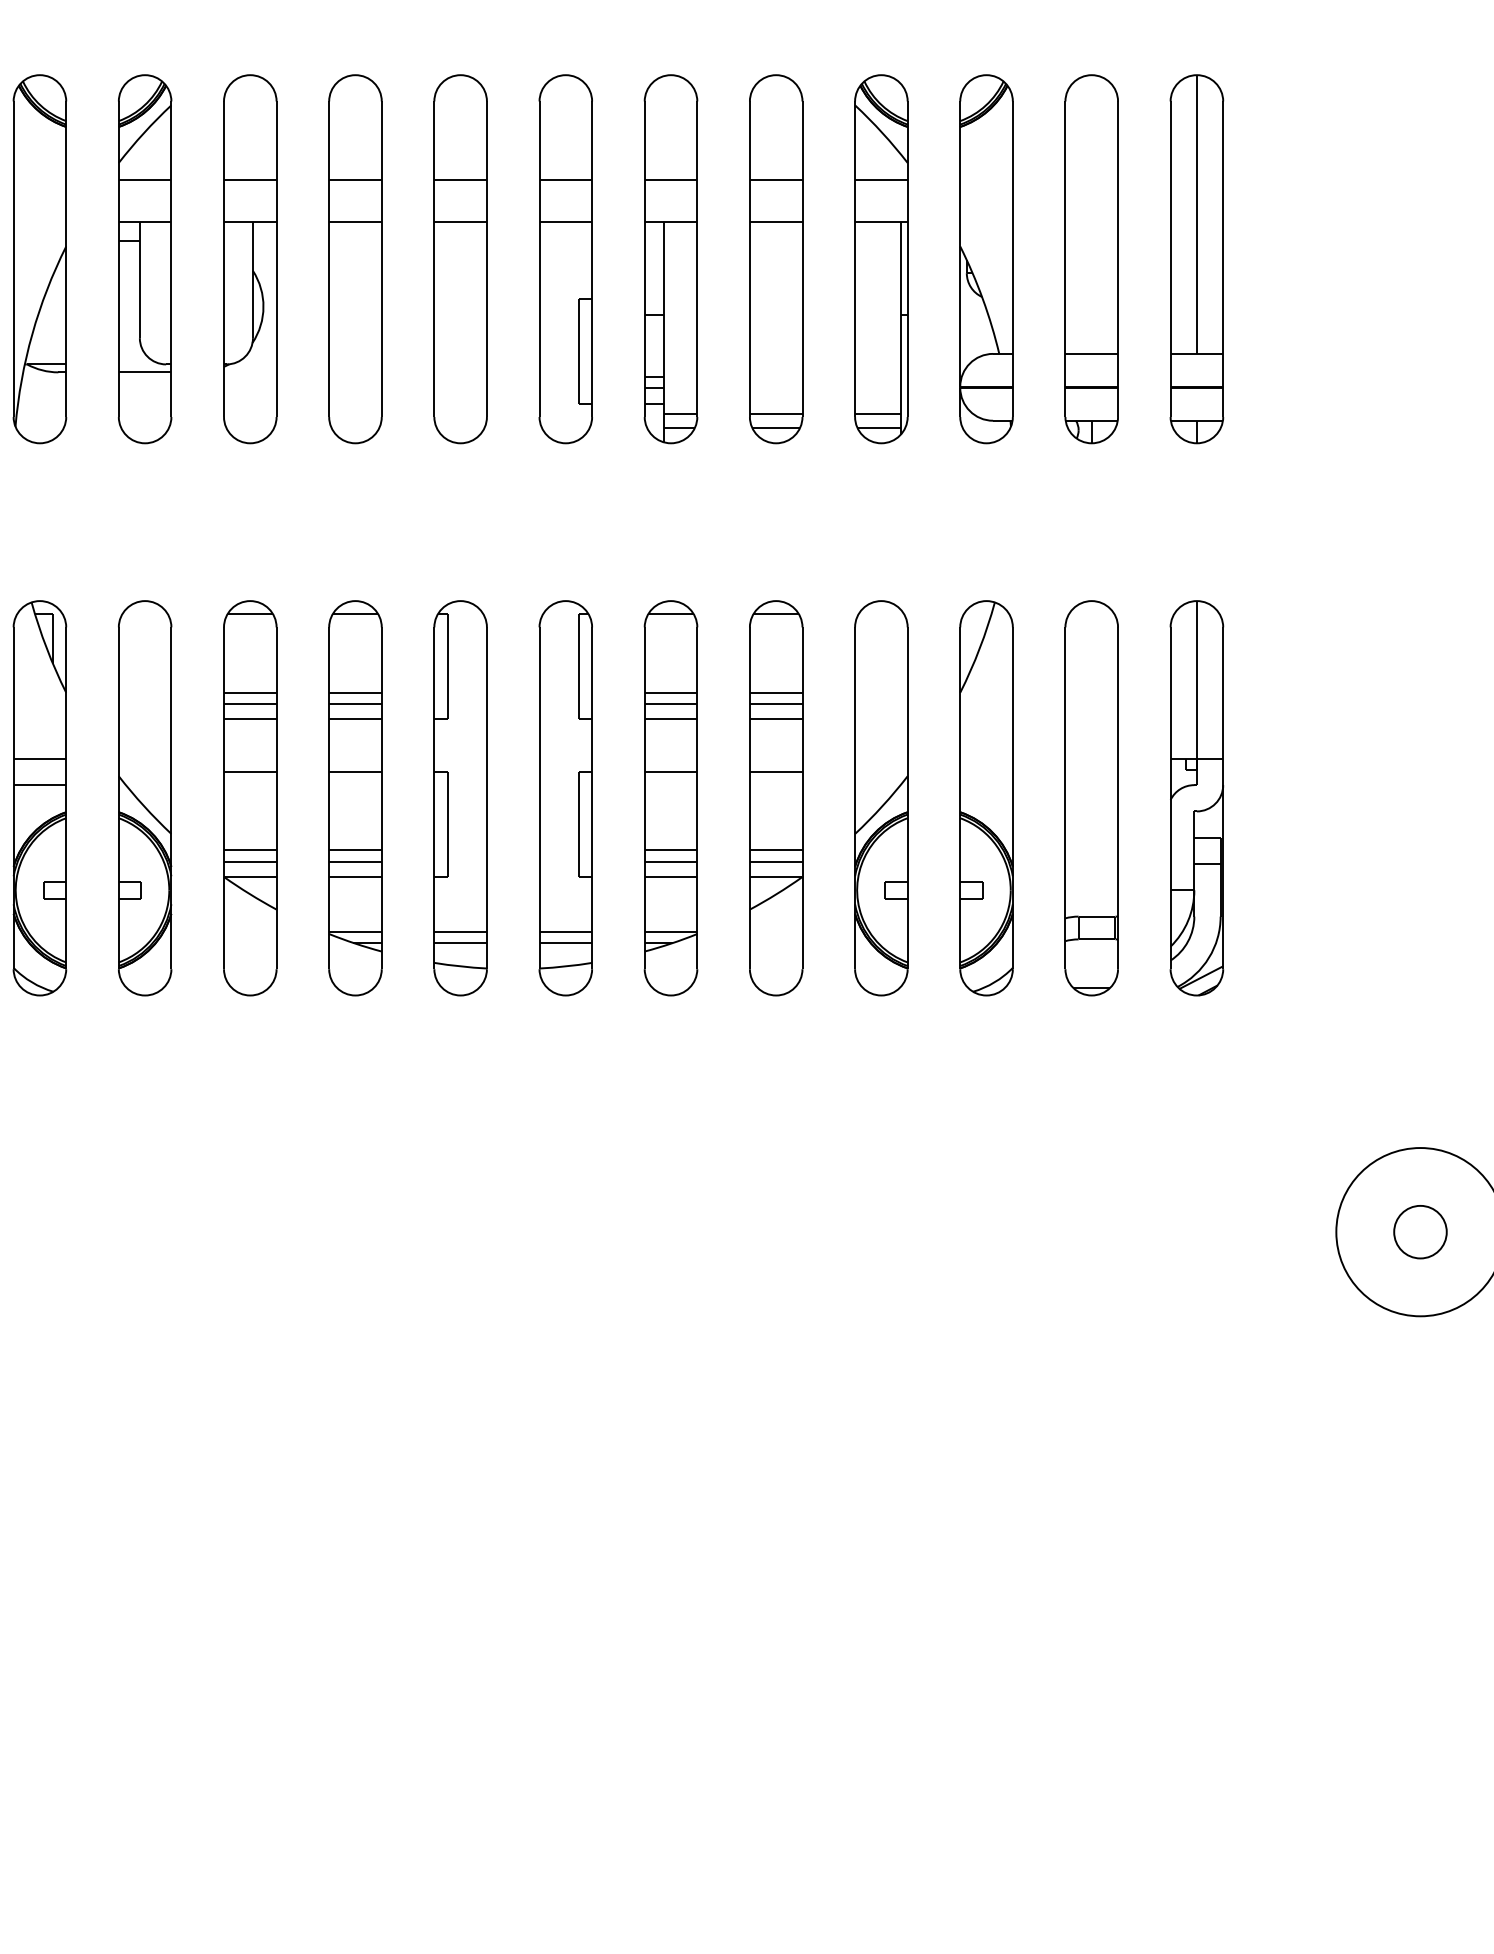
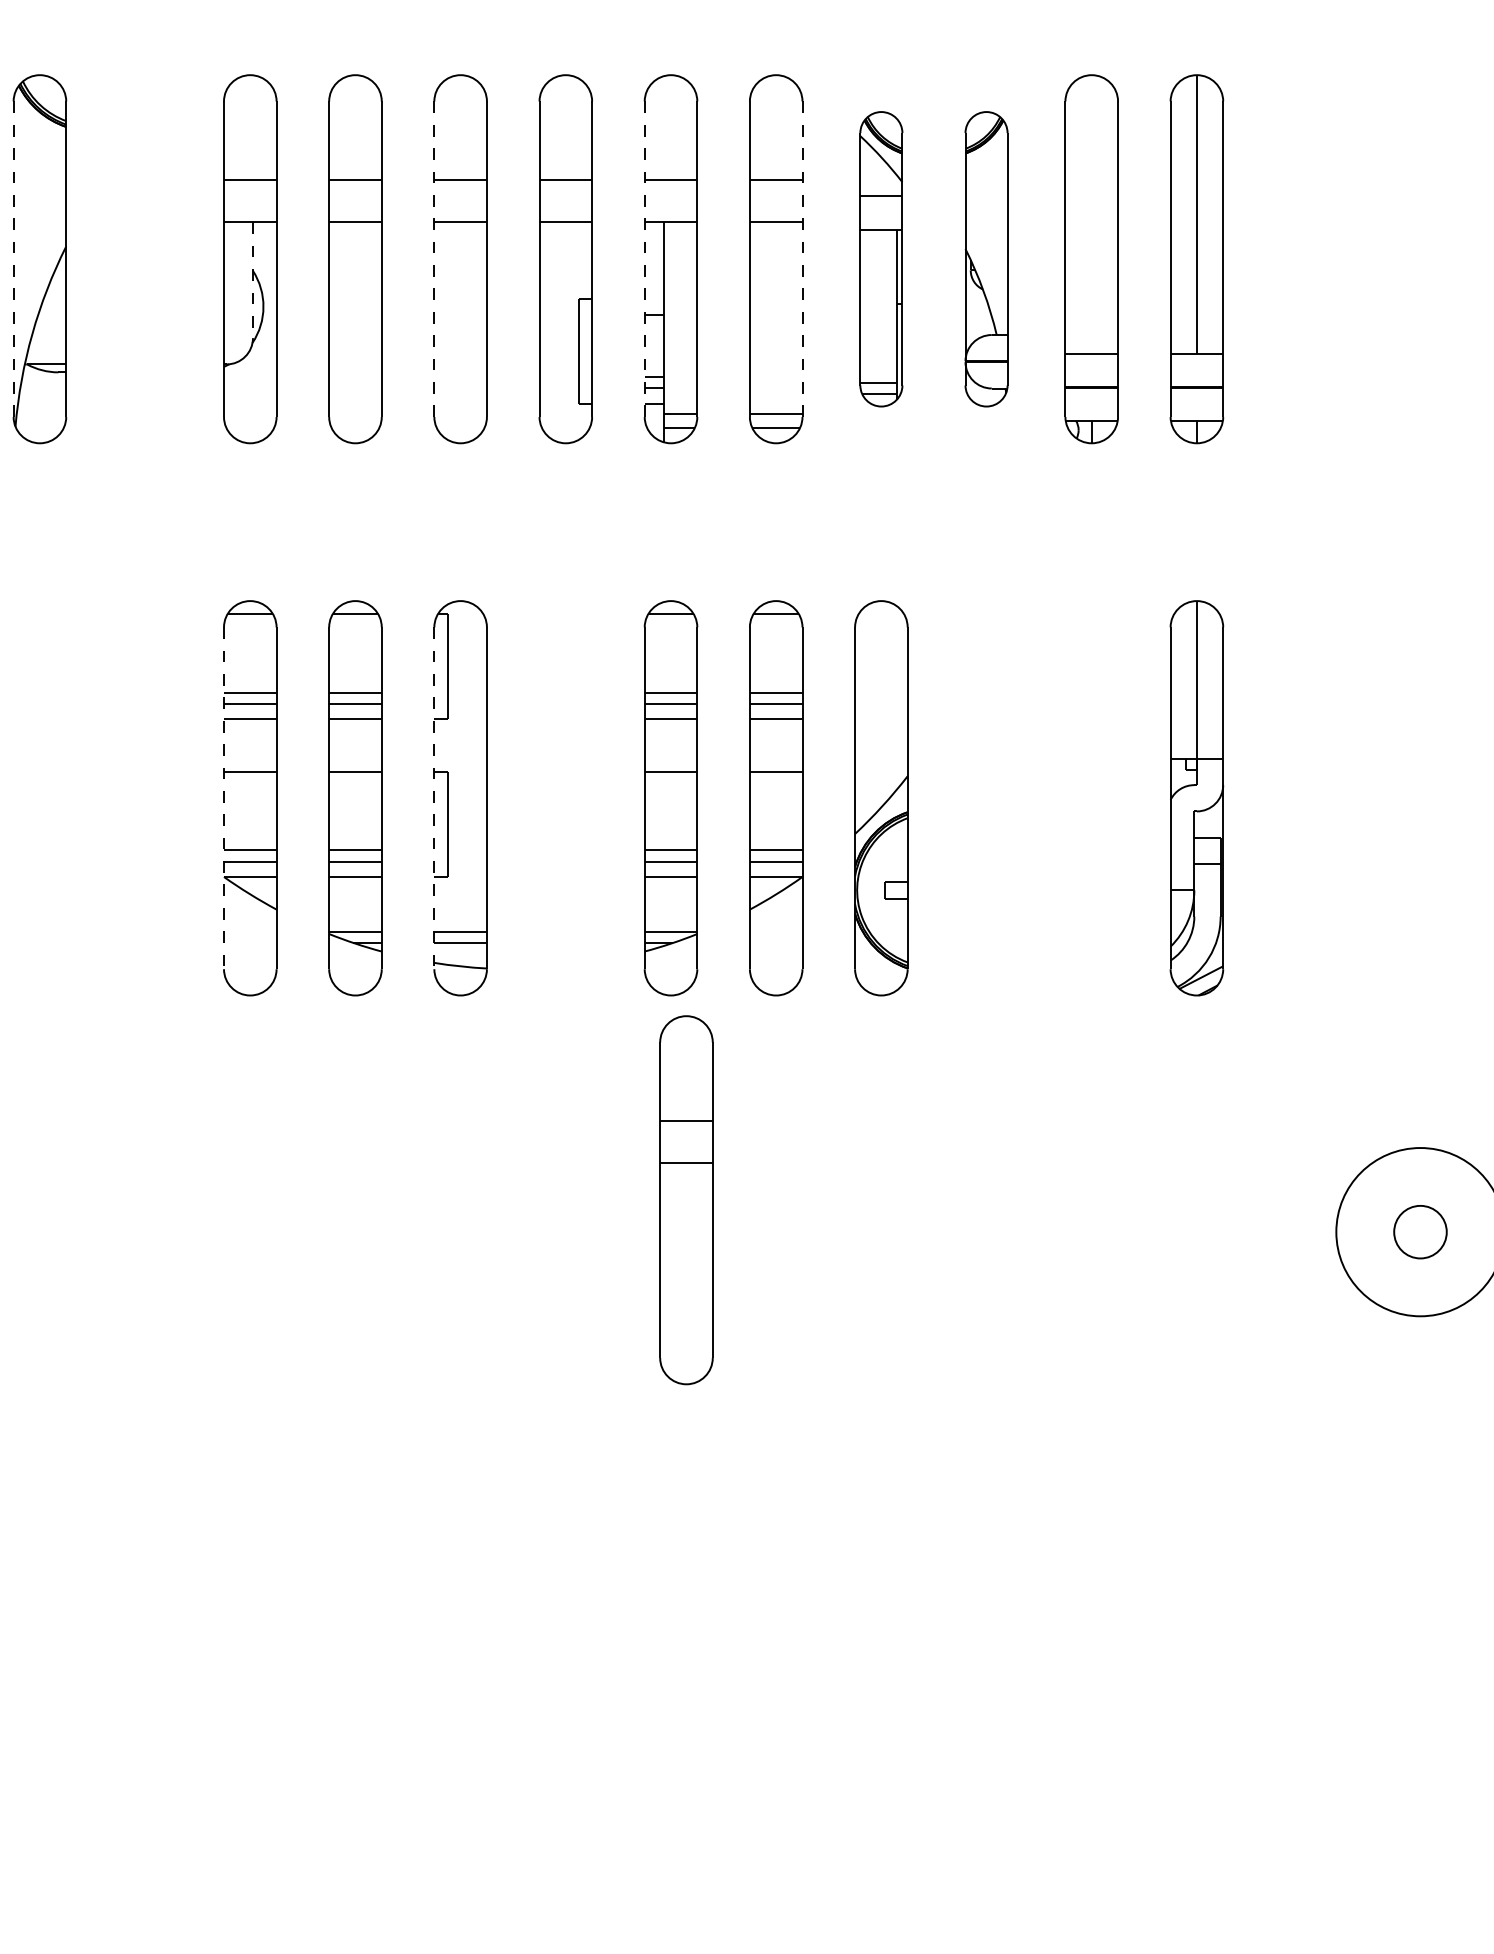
line: solid -> dashed (13, 259)
part: present -> none (145, 259)
line: solid -> dashed (434, 259)
line: solid -> dashed (644, 259)
line: solid -> dashed (802, 259)
part size: 55x371 px -> 45x297 px (881, 259)
part size: 55x371 px -> 45x297 px (986, 259)
line: solid -> dashed (252, 280)
part: present -> none (39, 798)
part: present -> none (145, 798)
line: solid -> dashed (224, 798)
line: solid -> dashed (434, 798)
part: present -> none (565, 798)
part: present -> none (986, 798)
part: present -> none (1091, 798)
part: none -> present (686, 1200)
